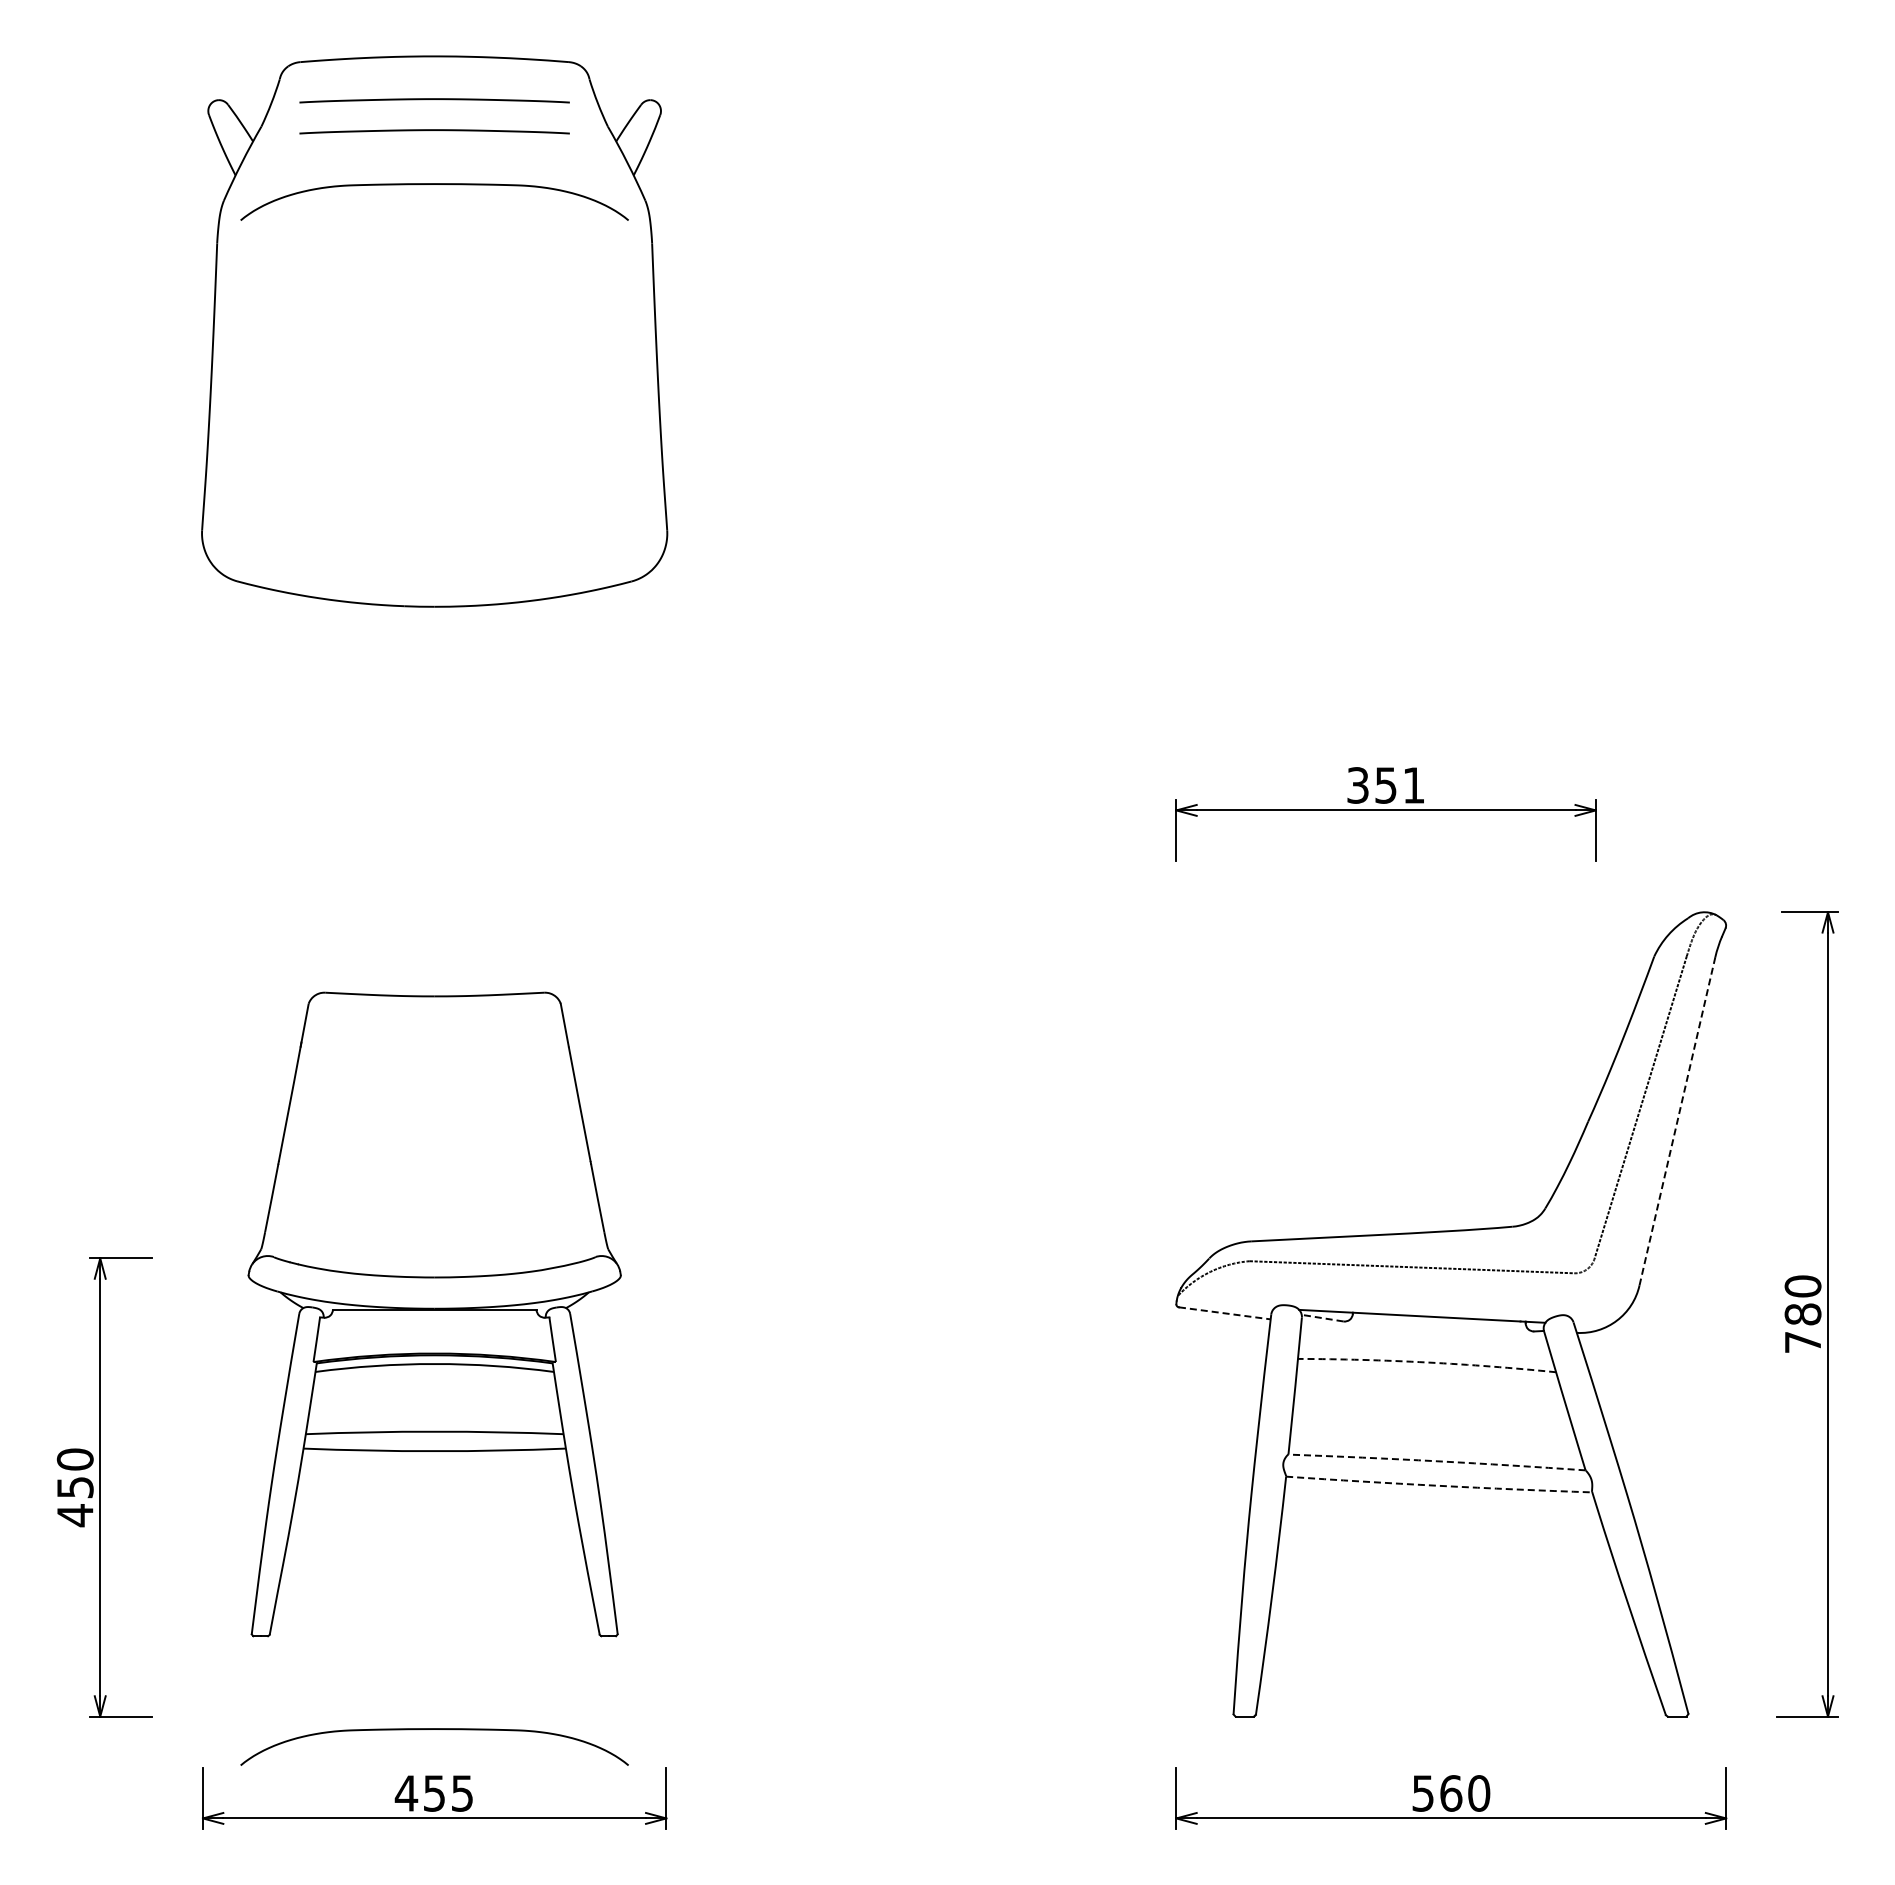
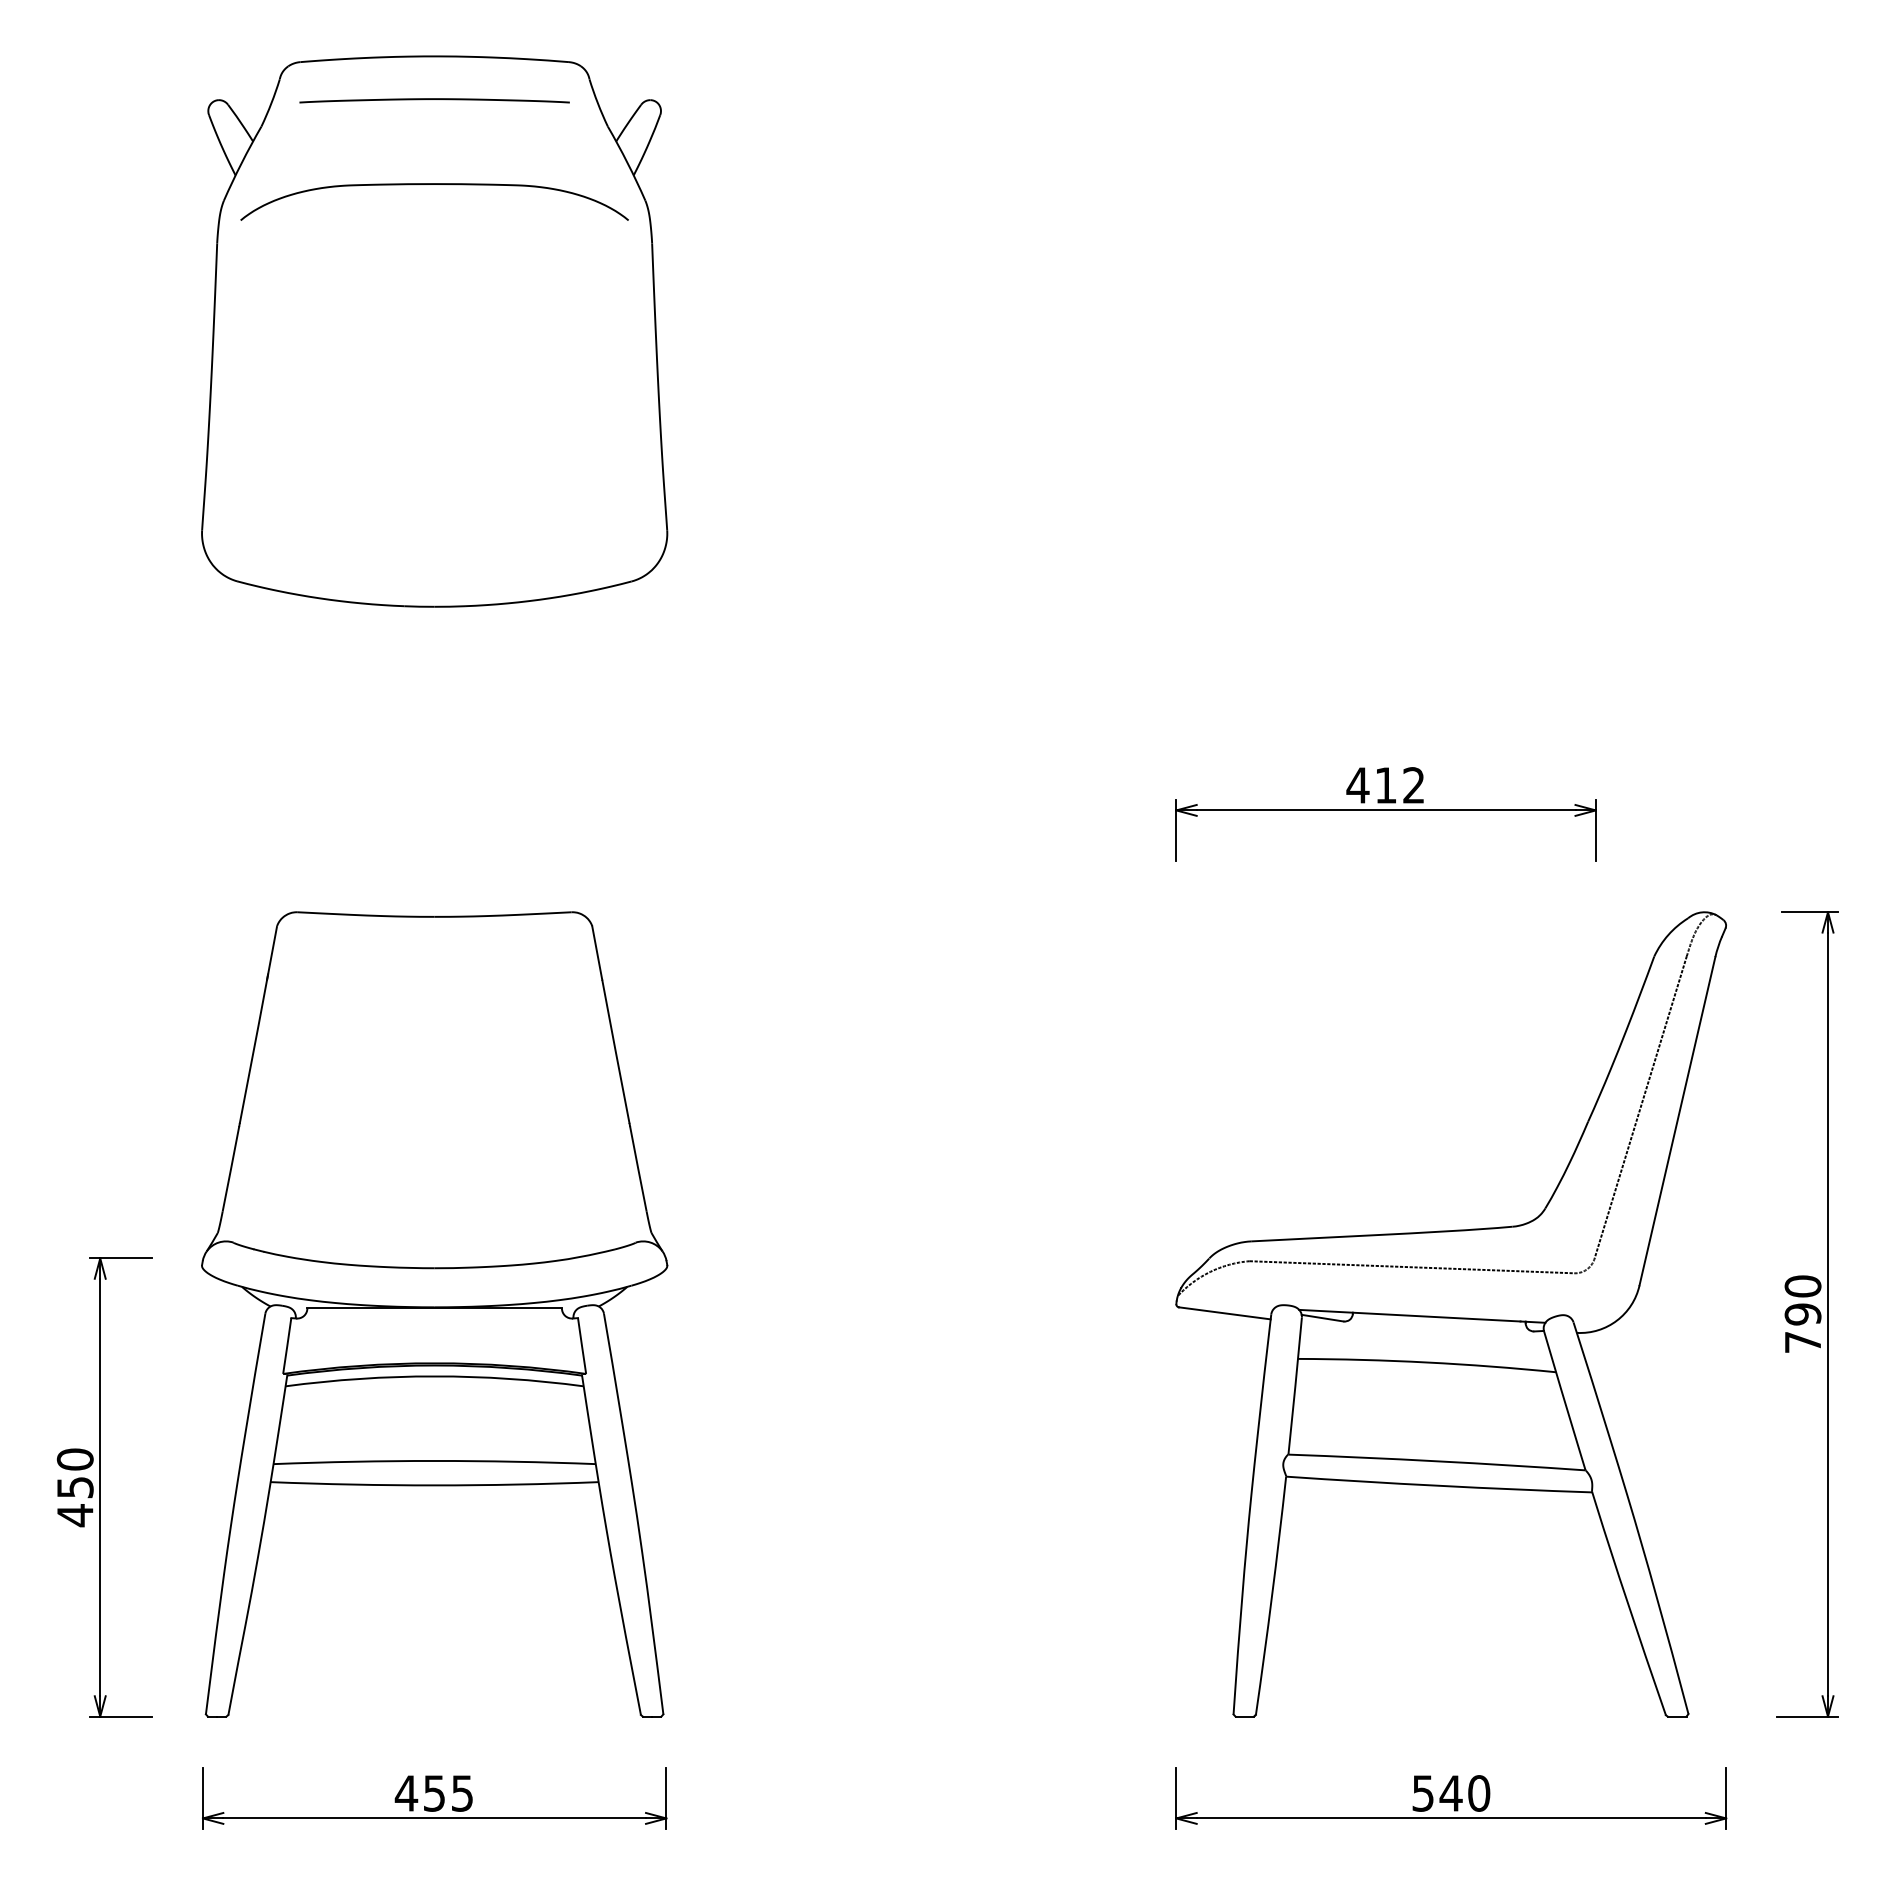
curve: present -> none (434, 130)
text: 351 -> 412 (1384, 785)
line: dashed -> solid (1677, 1121)
line: dashed -> solid (1225, 1313)
part size: 375x647 px -> 468x807 px (434, 1314)
text: 780 -> 790 (1802, 1314)
line: dashed -> solid (1322, 1318)
arc: dashed -> solid (1427, 1362)
arc: dashed -> solid (1437, 1461)
arc: dashed -> solid (1439, 1485)
curve: present -> none (434, 1729)
text: 560 -> 540 (1450, 1793)
